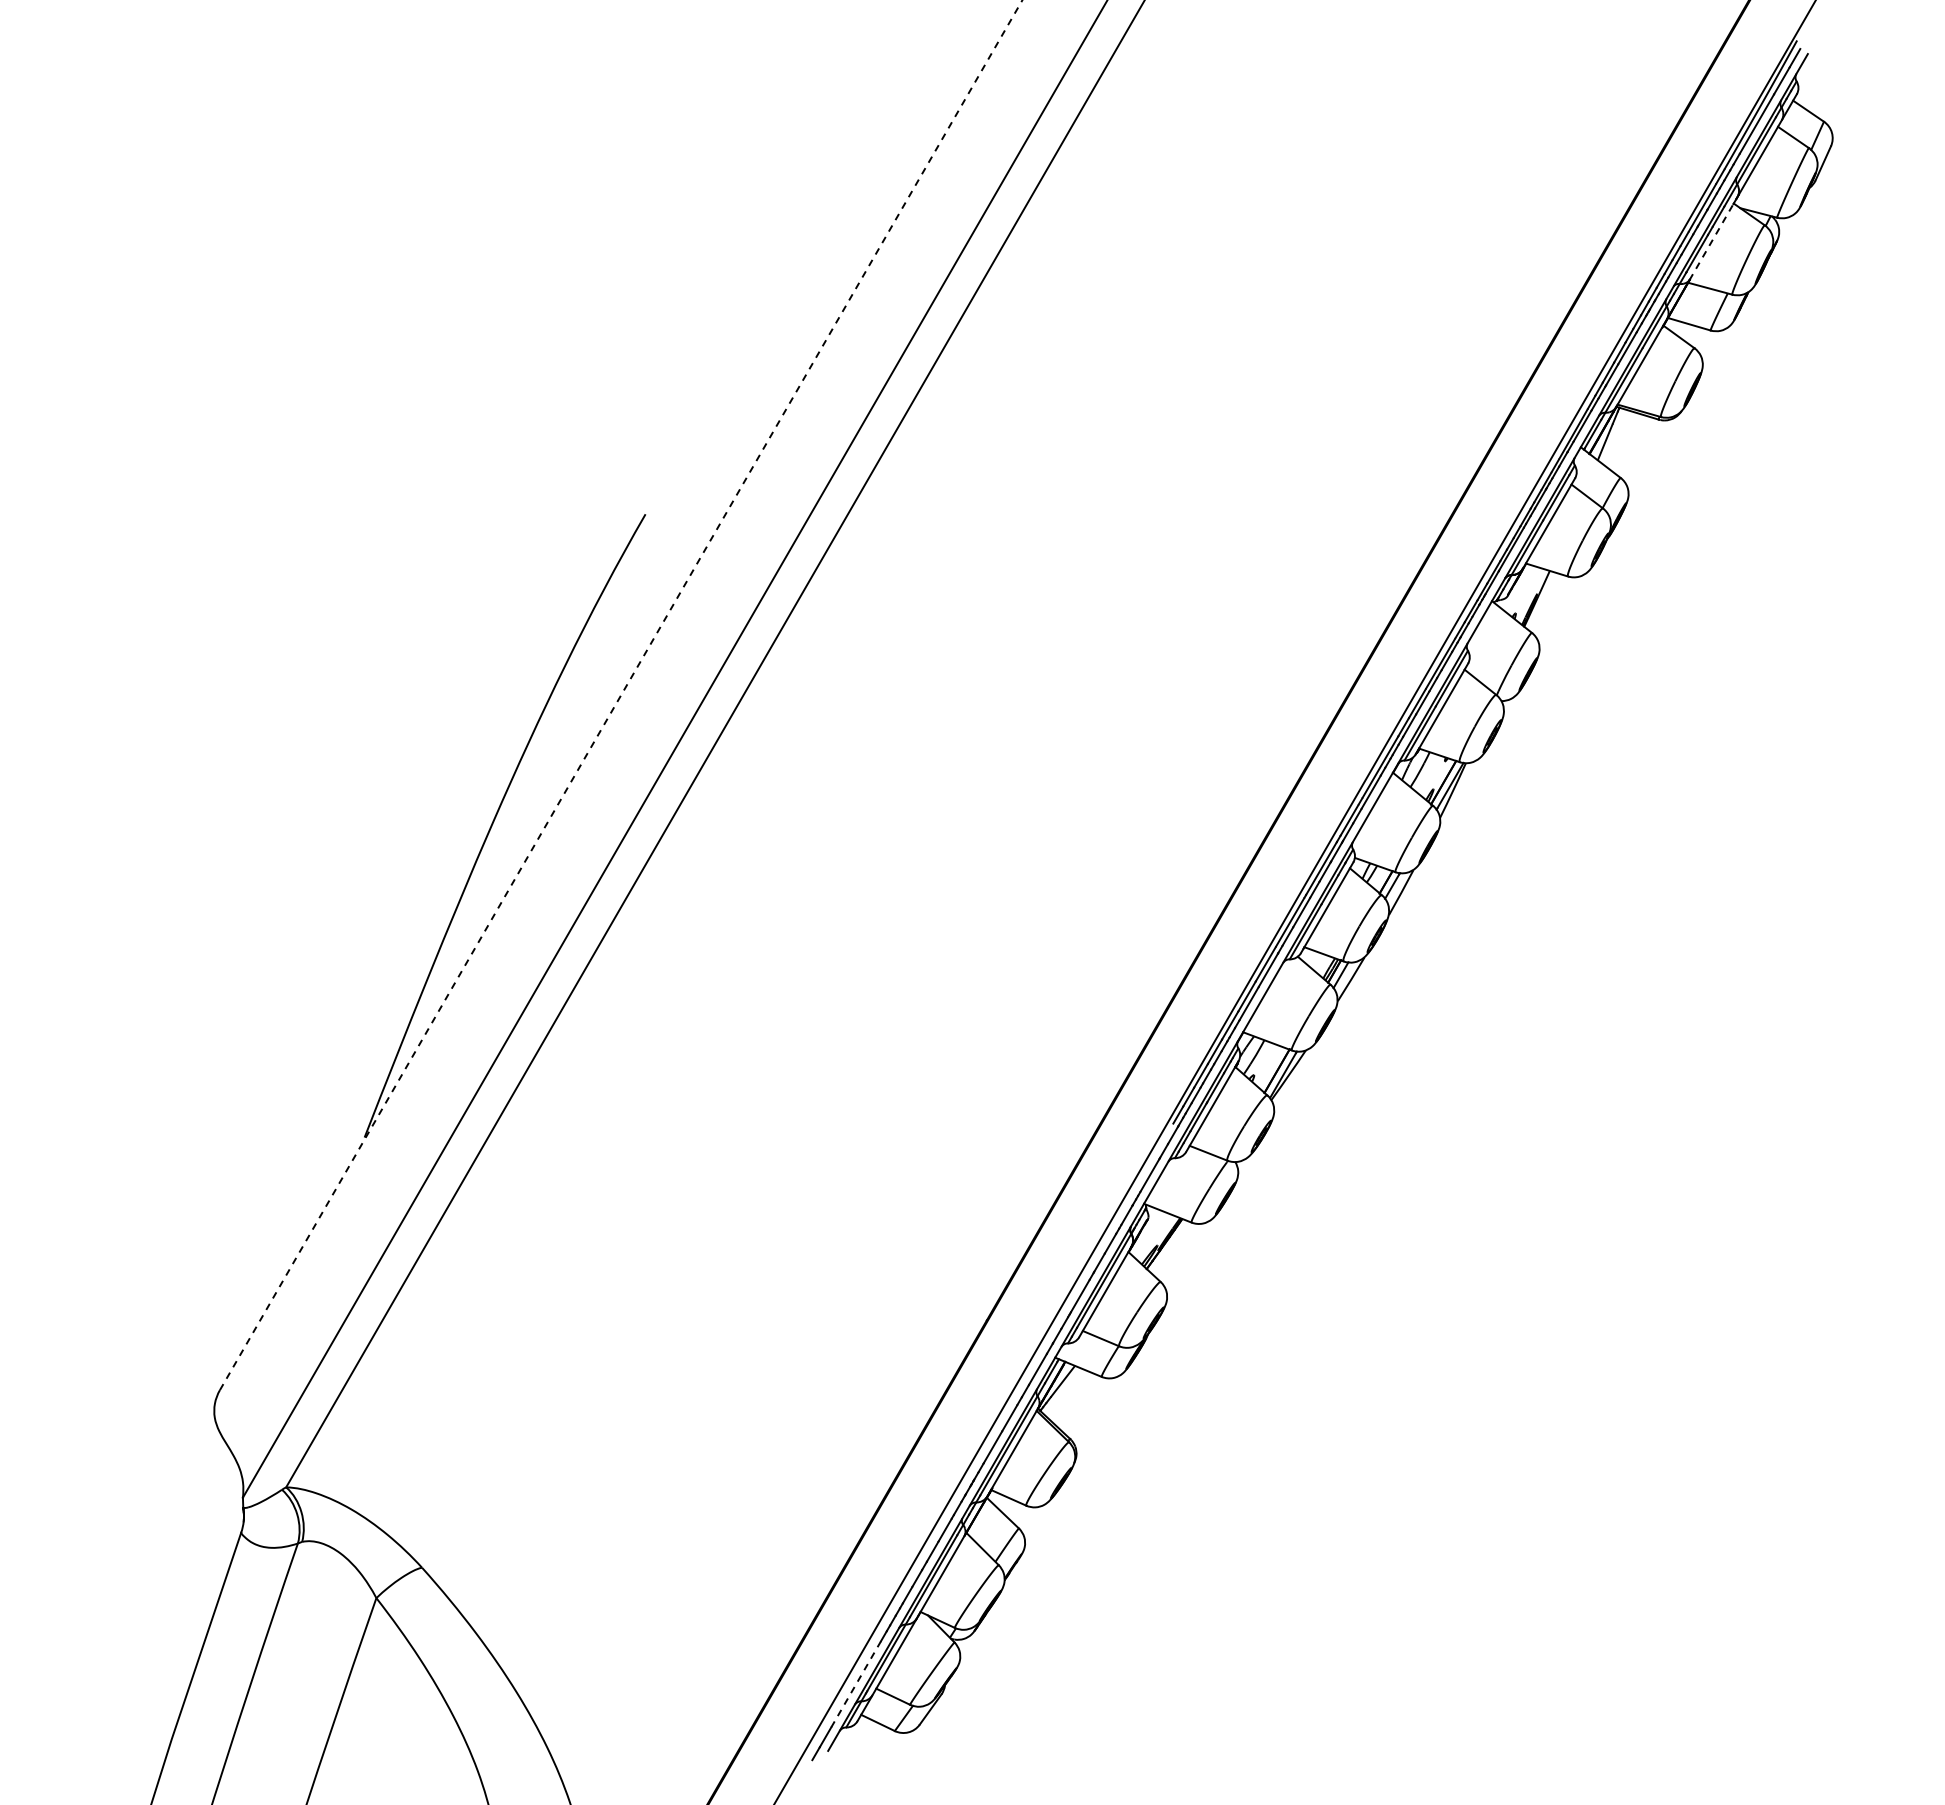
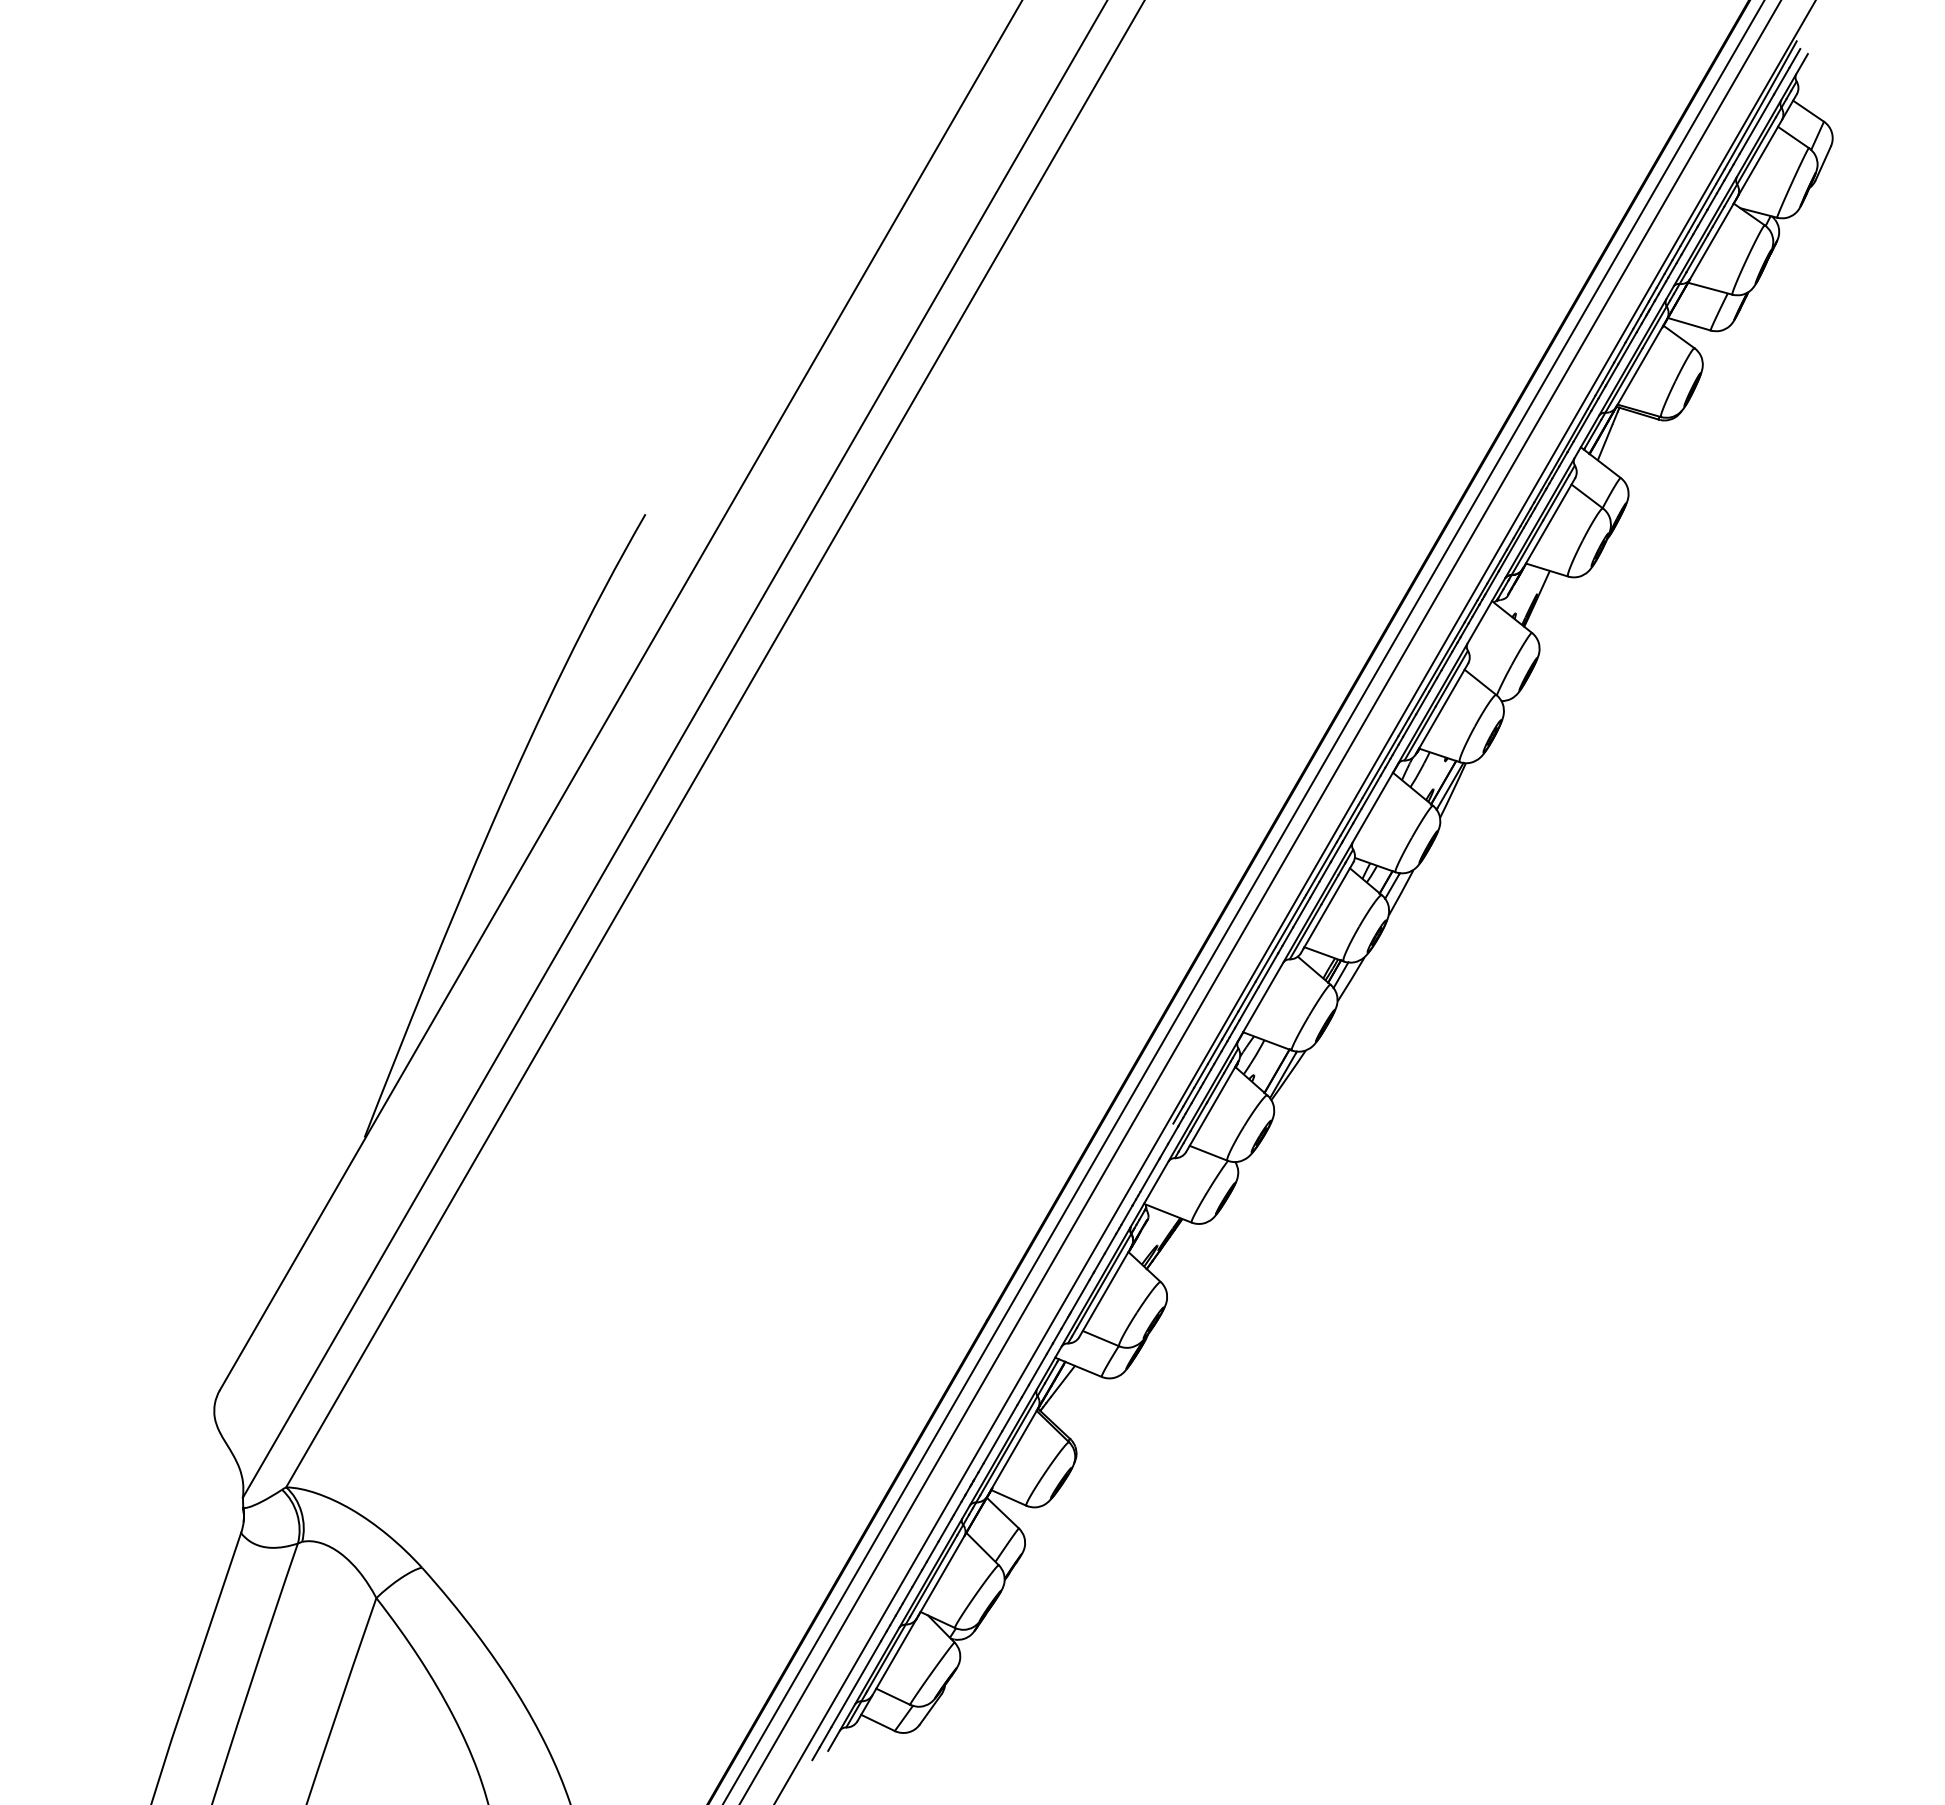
line: dashed -> solid (1713, 237)
line: dashed -> solid (621, 694)
line: none -> present (1243, 901)
line: none -> present (1260, 901)
line: dashed -> solid (856, 1684)
